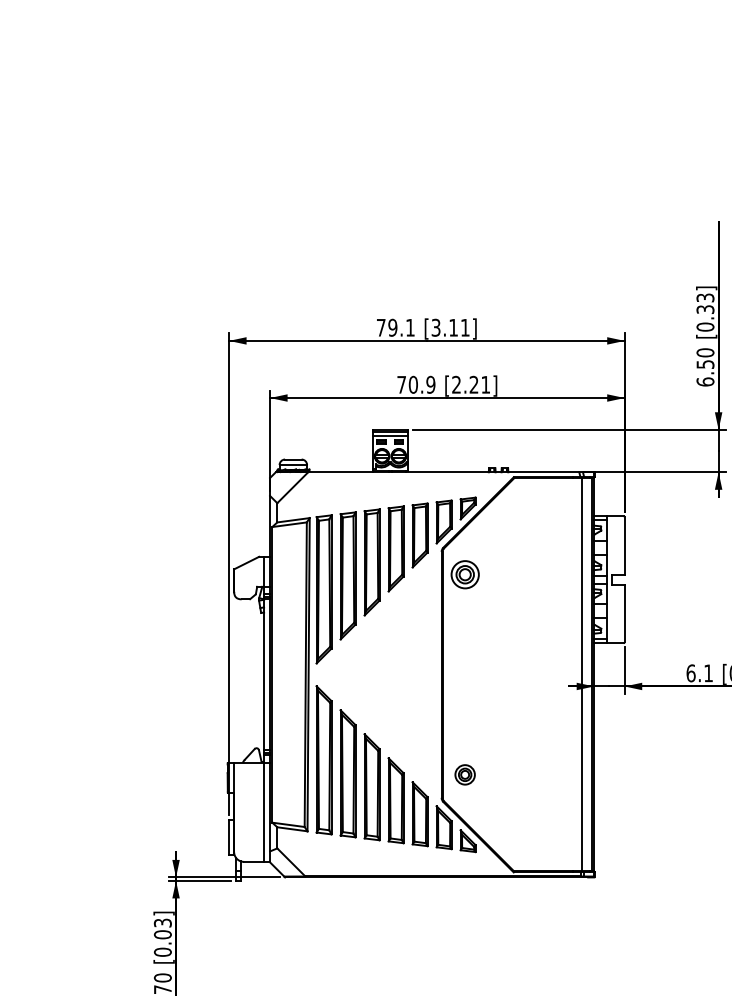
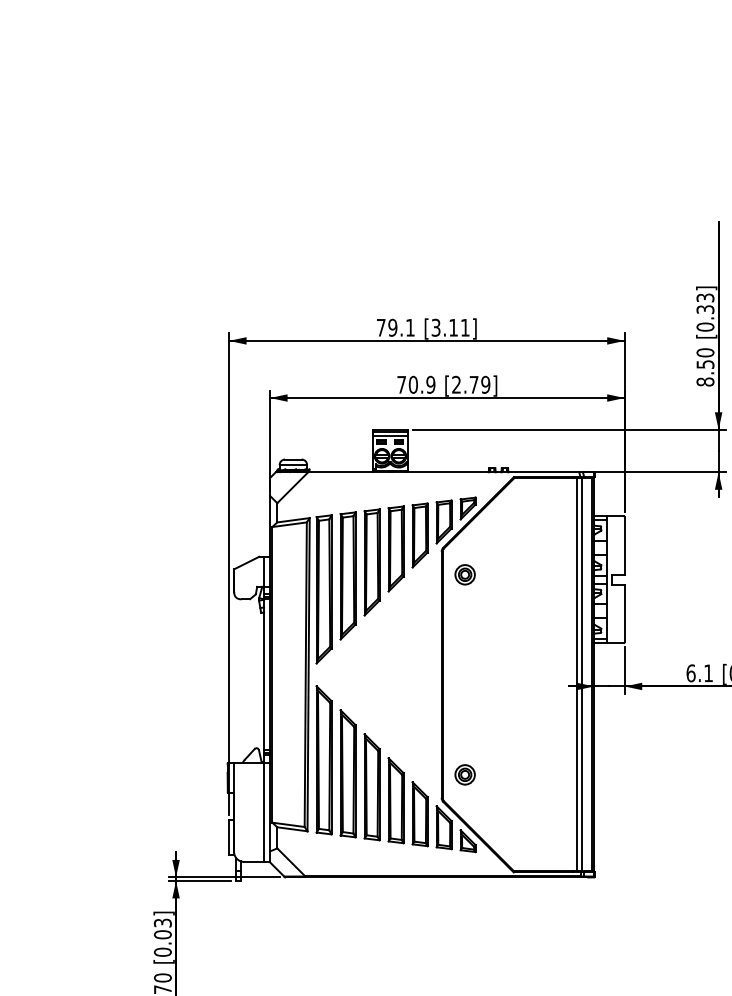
text: 6.50 -> 8.50 (705, 381)
text: [2.21] -> [2.79] (479, 384)
part size: 30x30 px -> 22x22 px (464, 574)
line: none -> present (577, 674)
